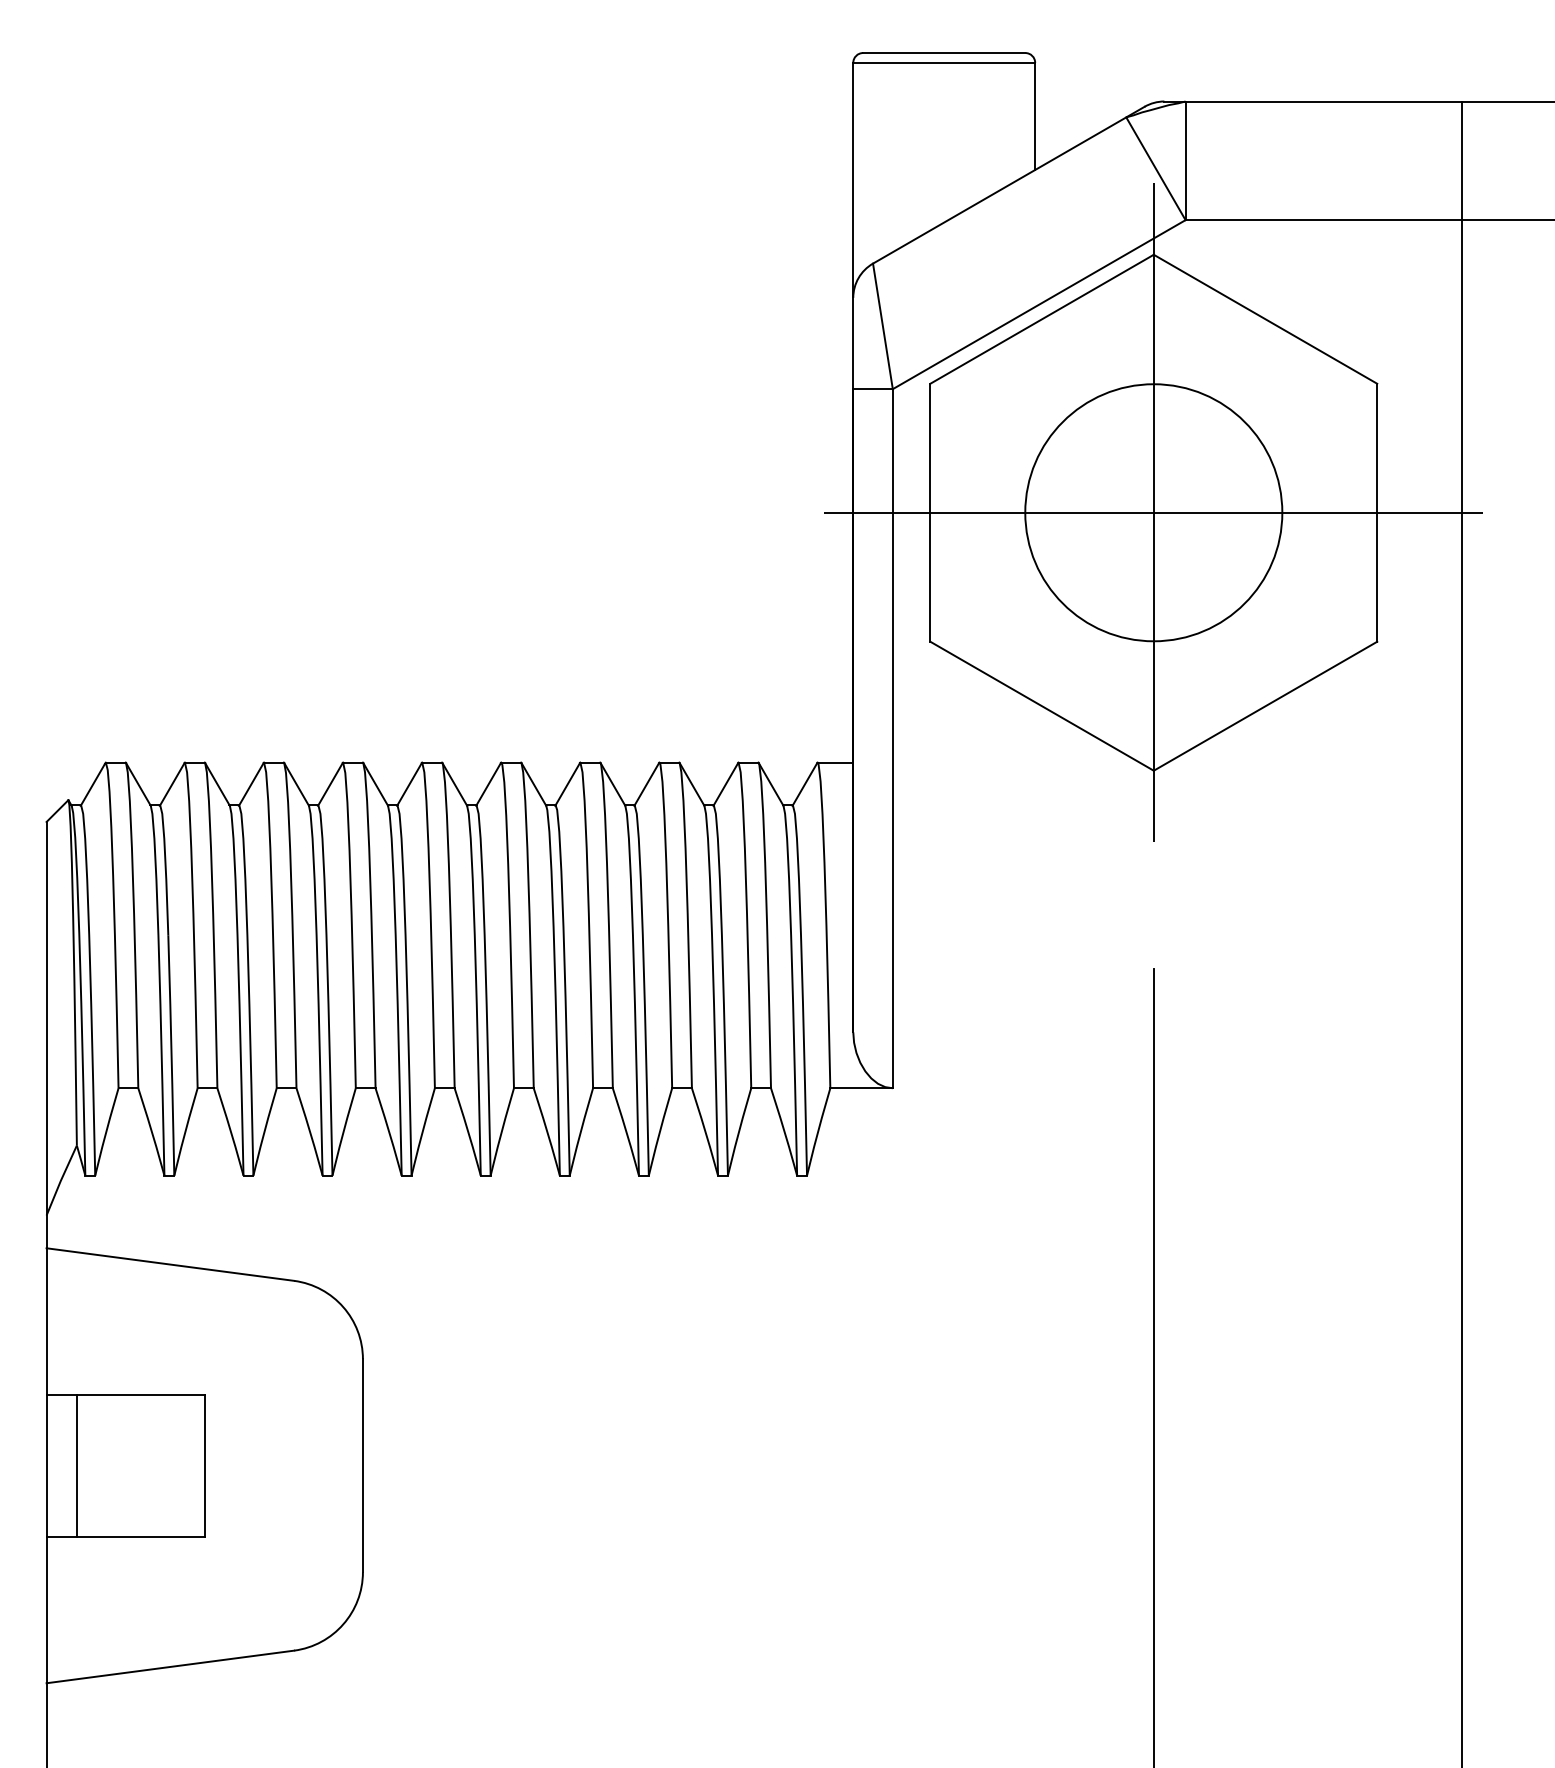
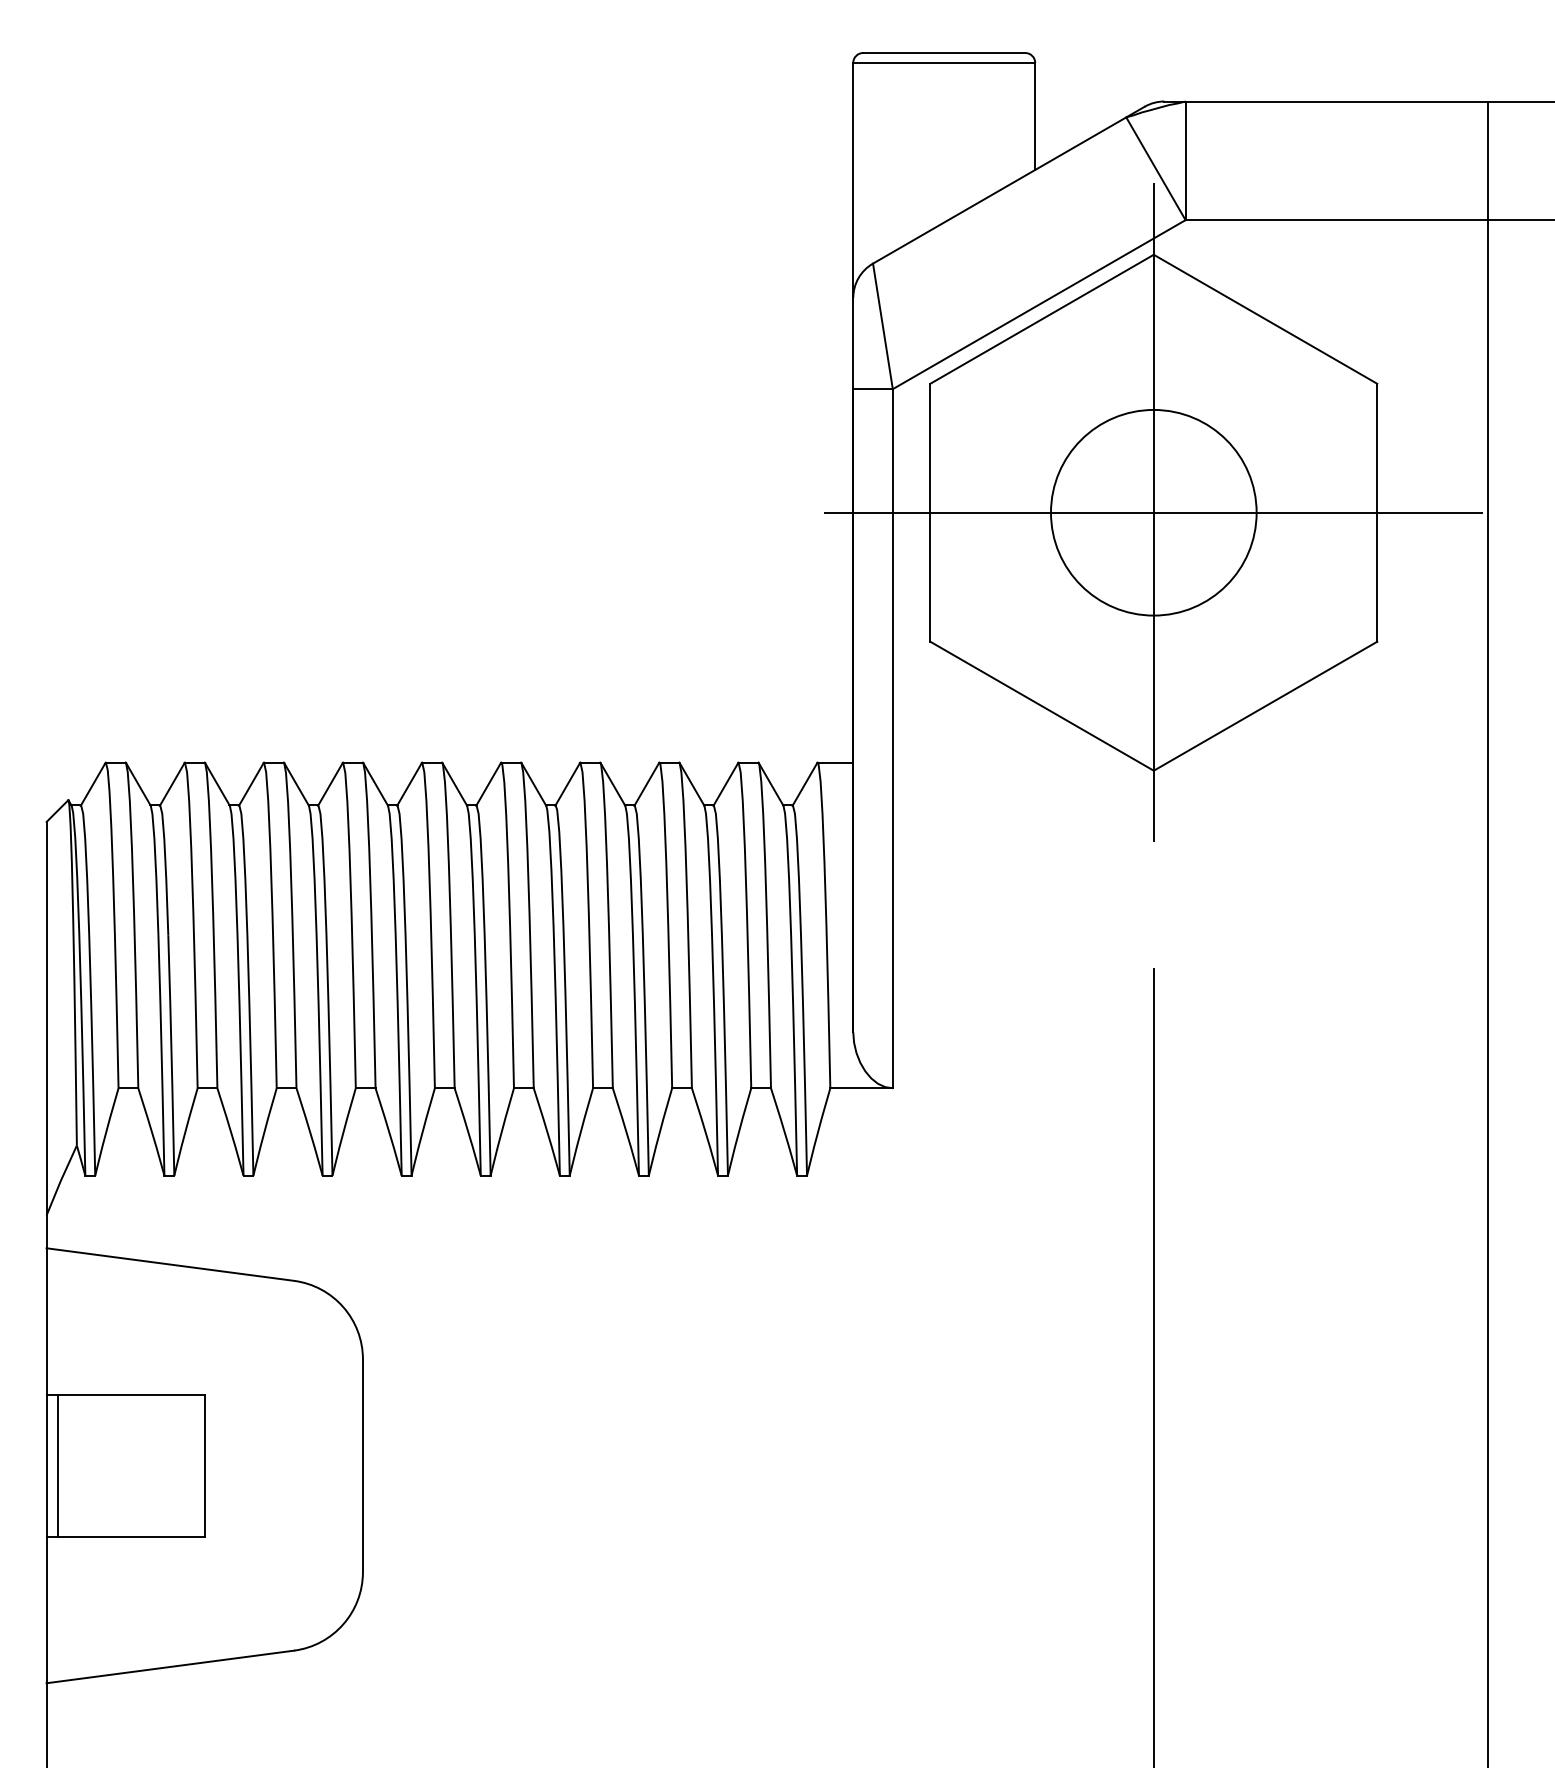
circle diameter: 257 px -> 206 px (1153, 512)
line position: (1462, 932) -> (1488, 932) (1488, 932)
line position: (76, 1465) -> (57, 1465) (57, 1465)
